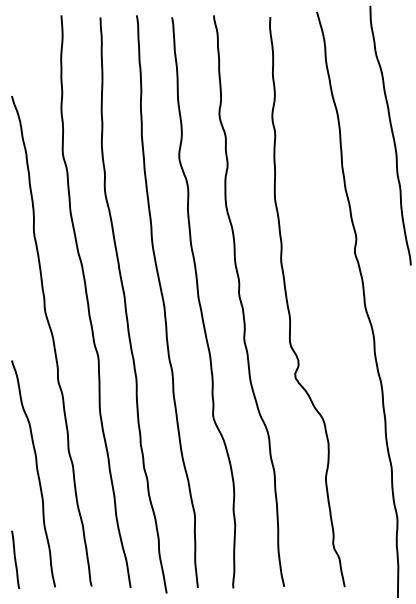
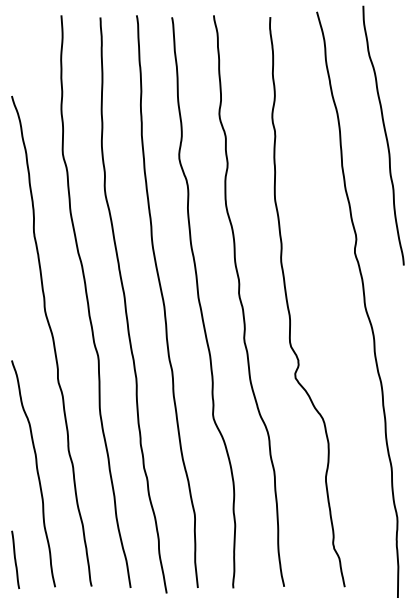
curve position: (392, 135) -> (385, 135) (385, 135)
